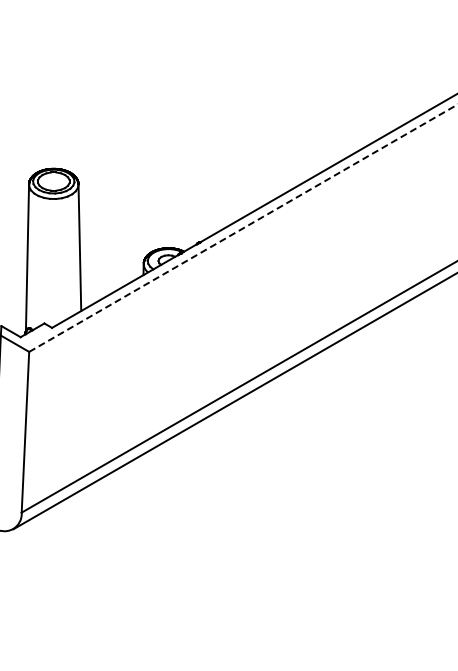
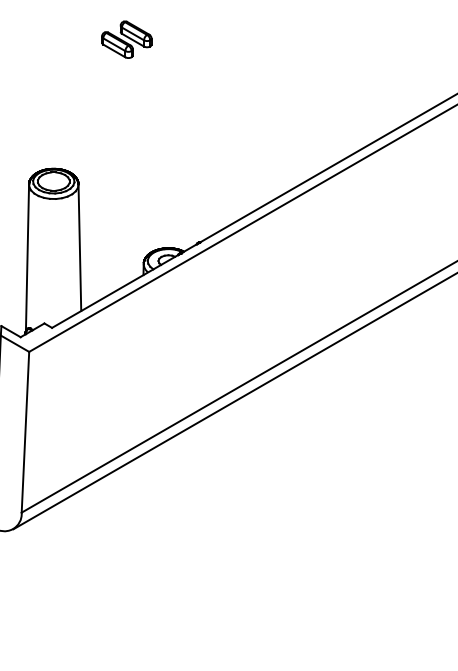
part: none -> present (126, 39)
line: dashed -> solid (243, 227)
